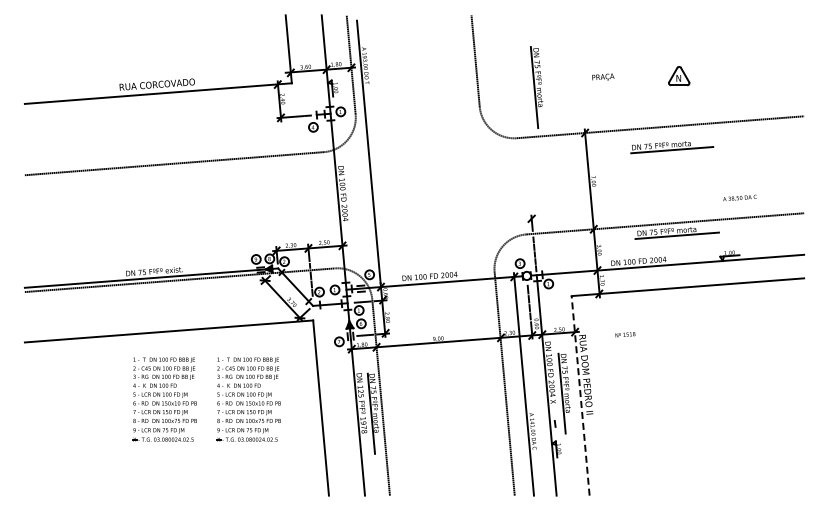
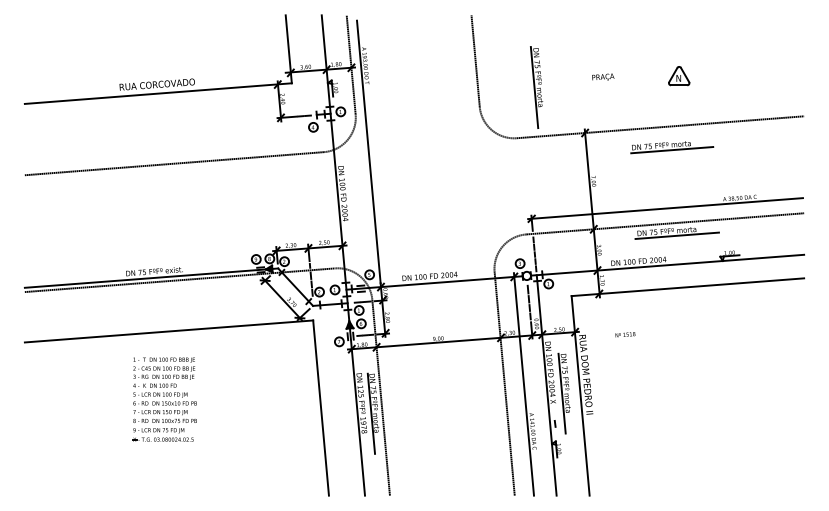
line: none -> present (665, 208)
line: dashed -> solid (580, 395)
part: present -> none (248, 399)
